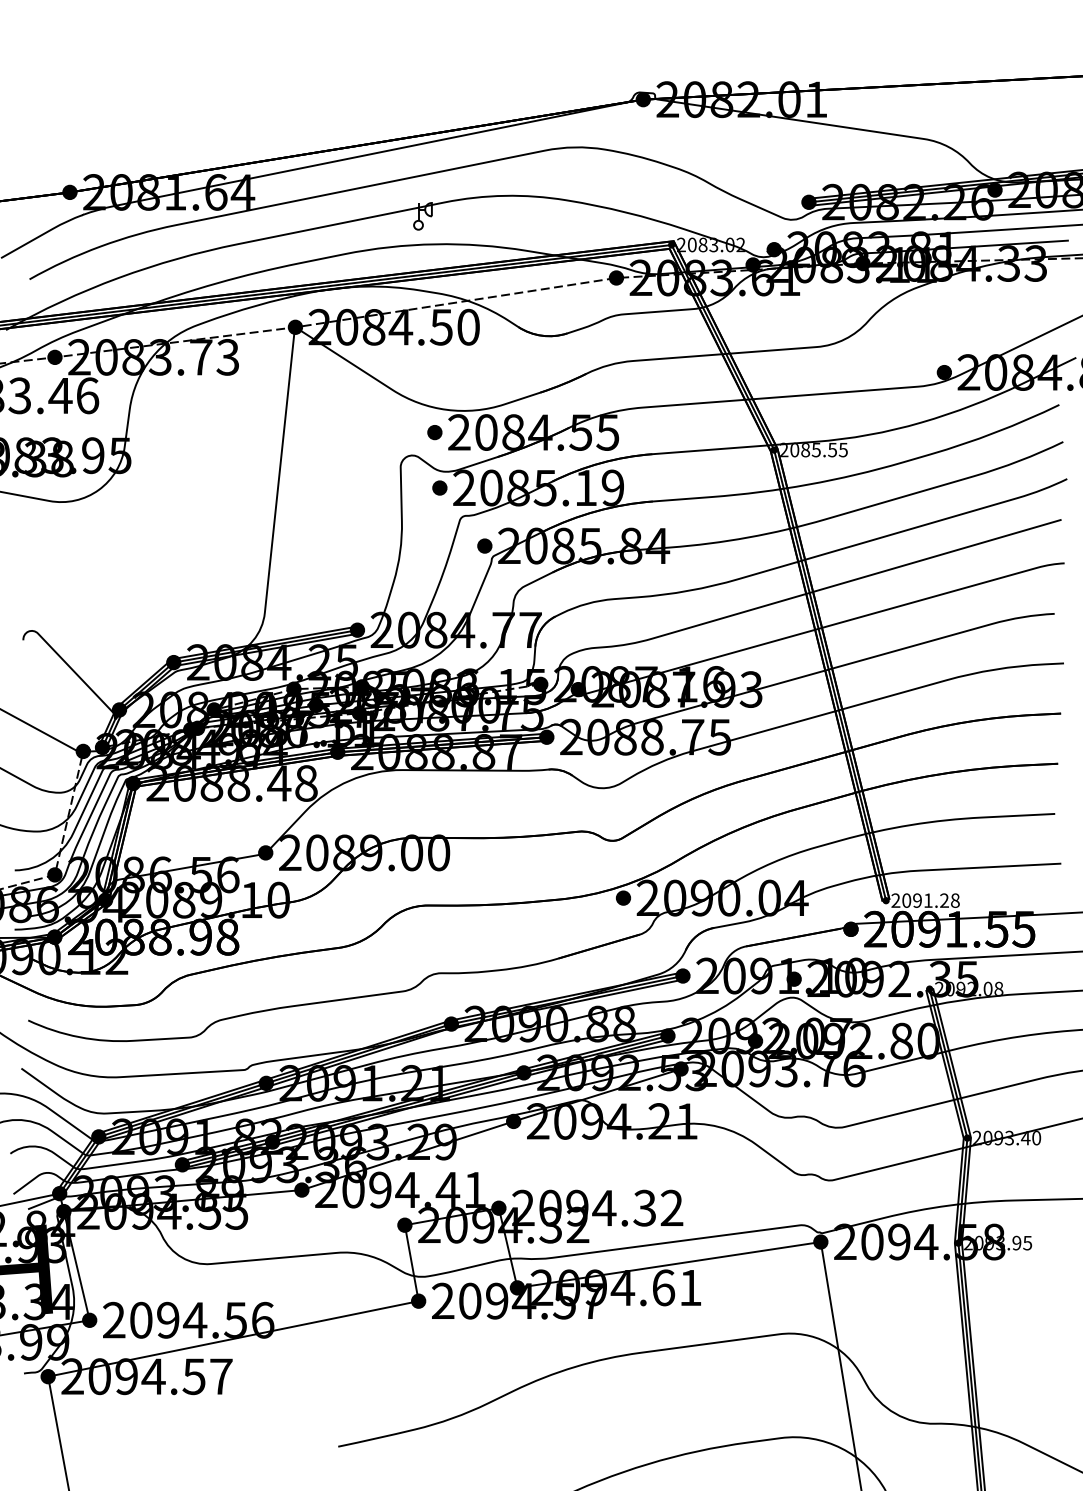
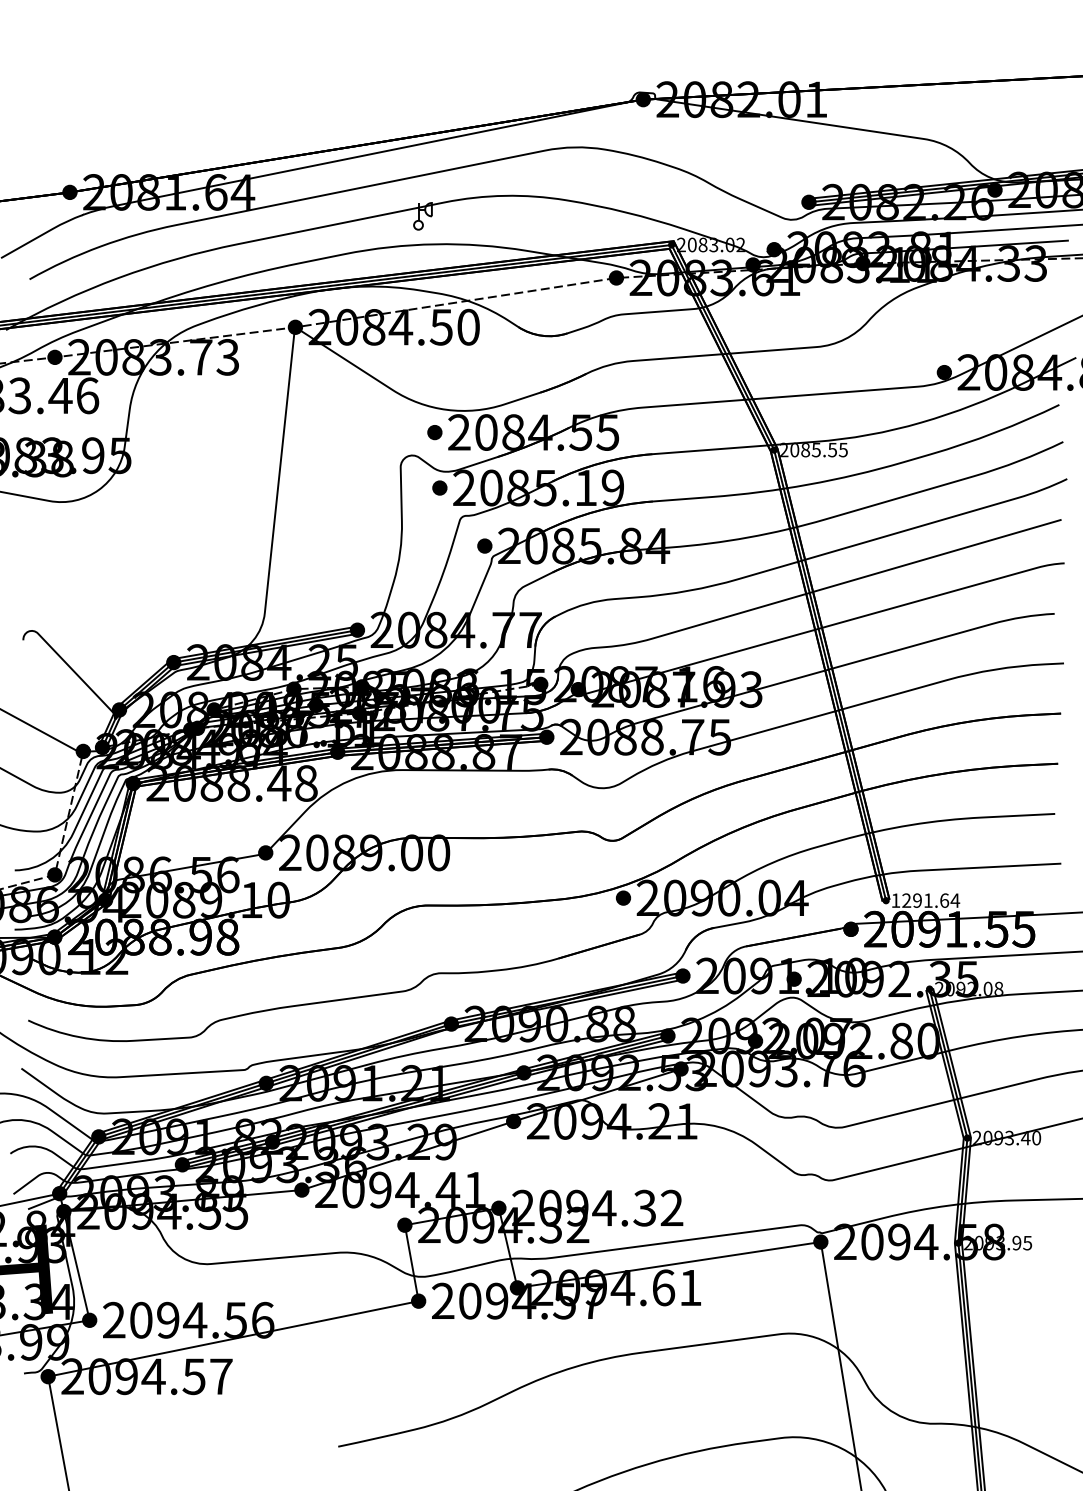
text: 2091.28 -> 1291.64 (925, 900)
